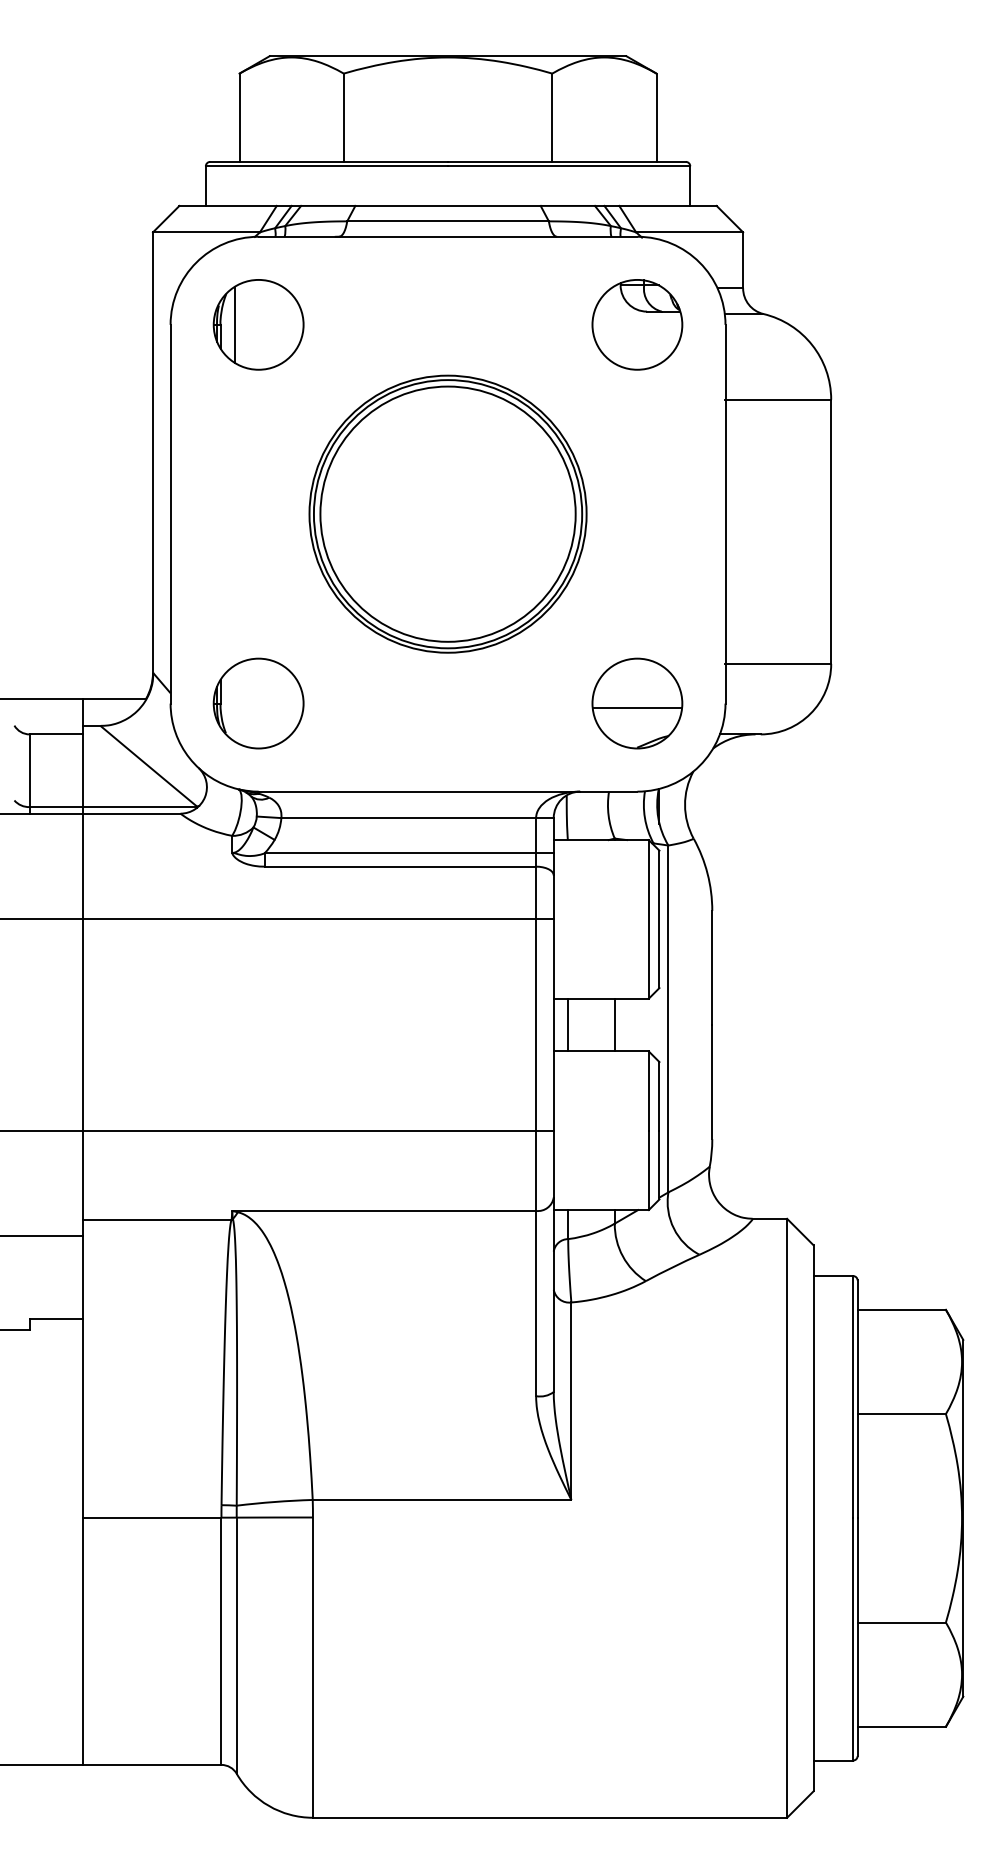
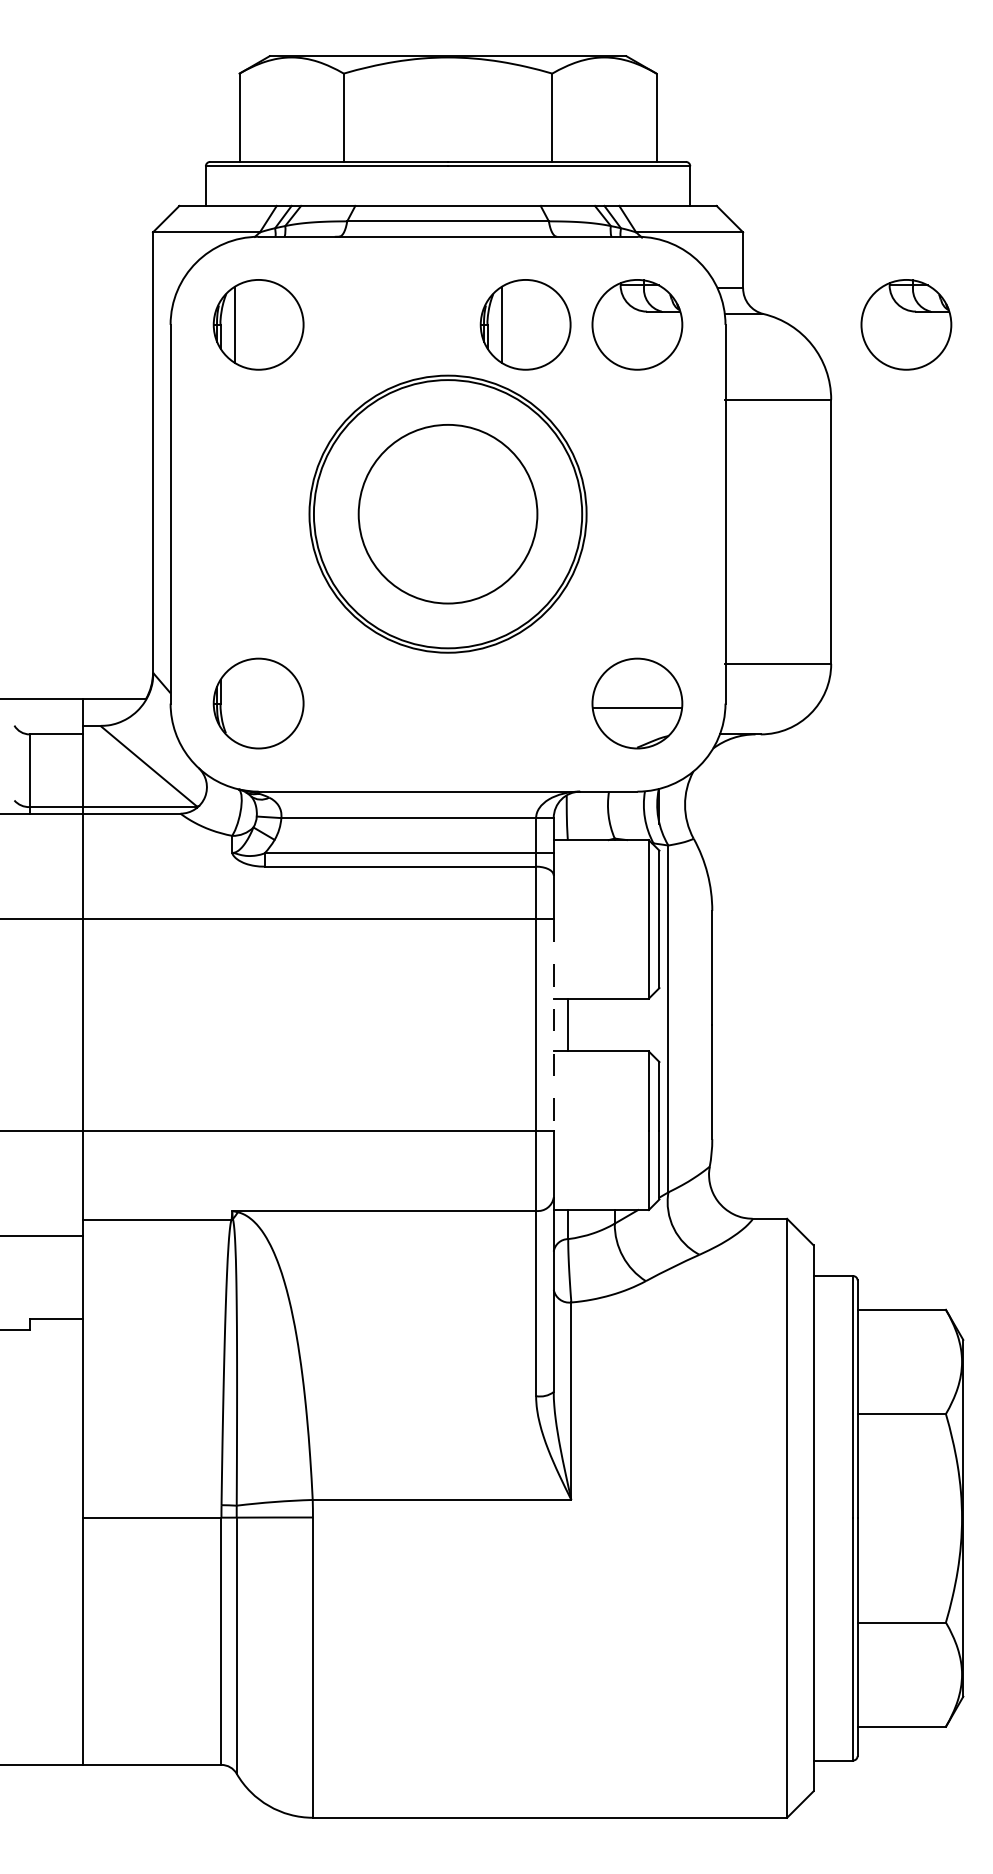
part: none -> present (525, 324)
part: none -> present (906, 324)
circle diameter: 255 px -> 179 px (447, 513)
line: present -> none (614, 1024)
line: solid -> dashed (553, 1025)
